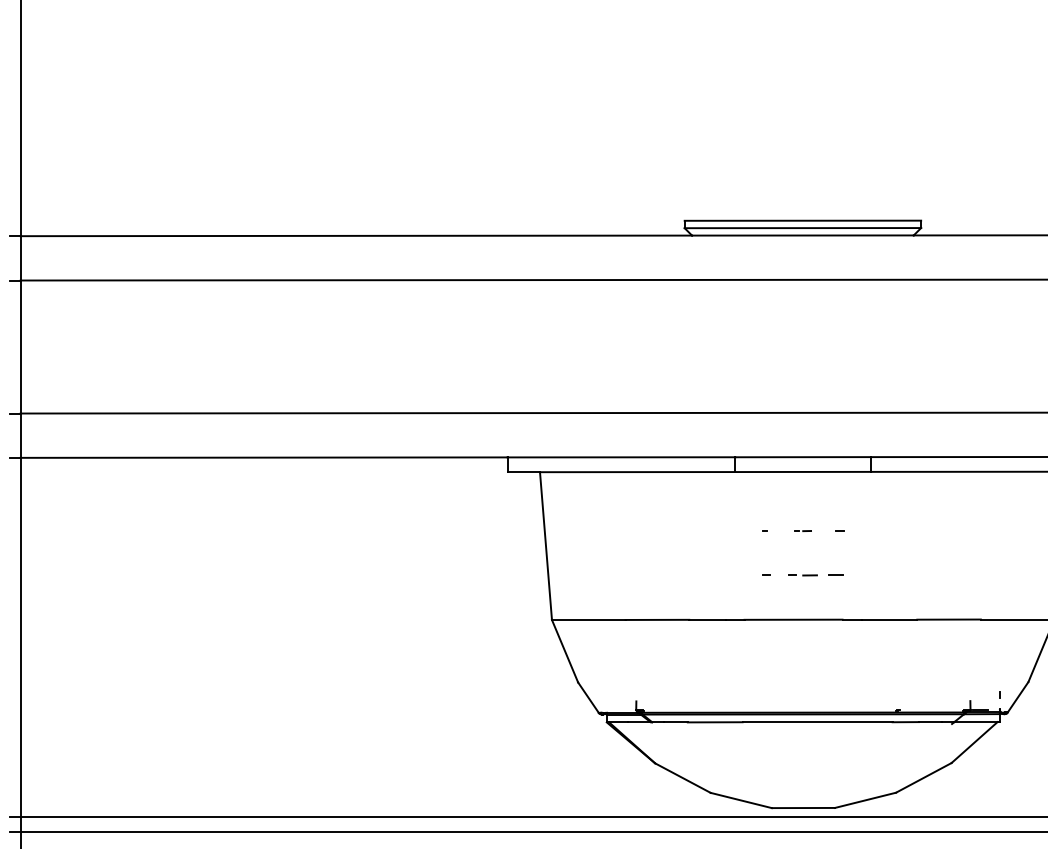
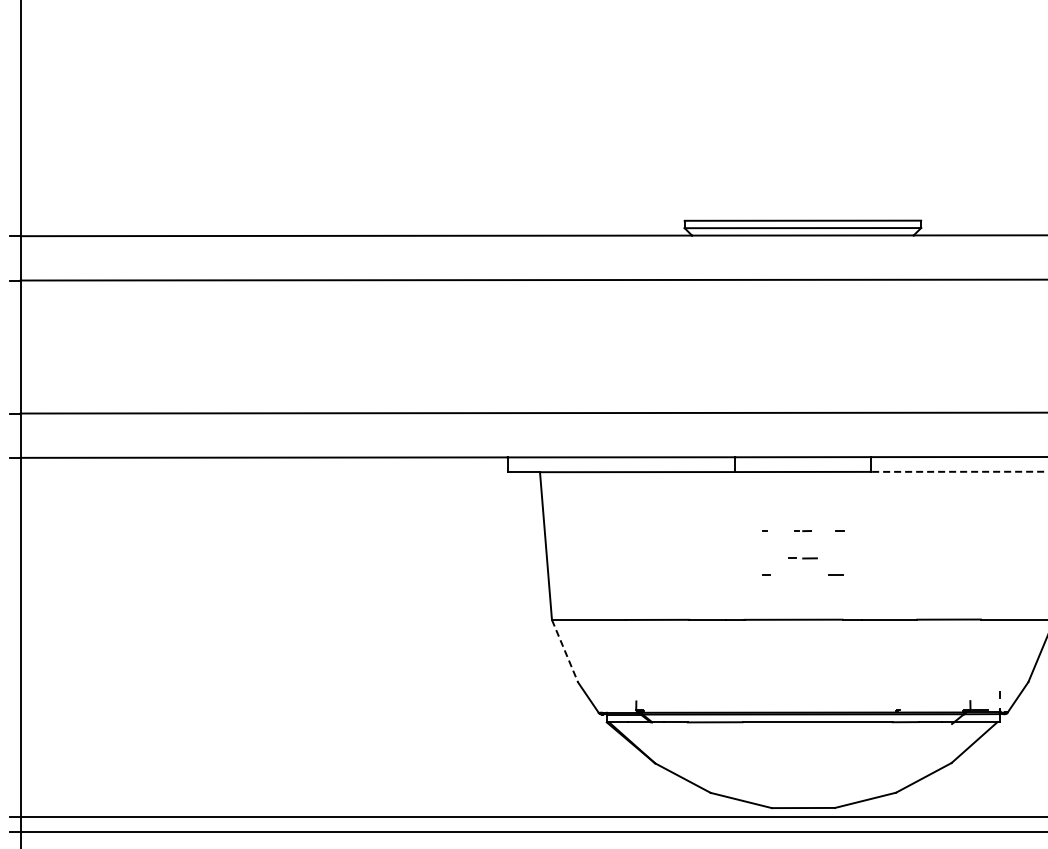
line: solid -> dashed (958, 471)
line position: (802, 575) -> (802, 558) (802, 558)
line: solid -> dashed (565, 651)
